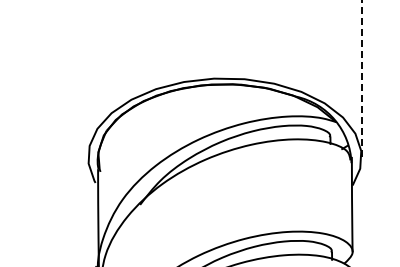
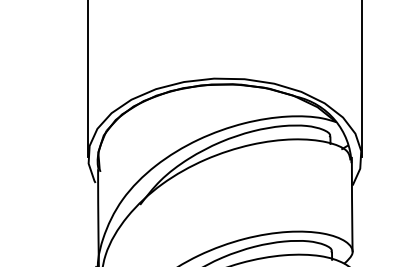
line: dashed -> solid (361, 78)
line: none -> present (88, 79)
